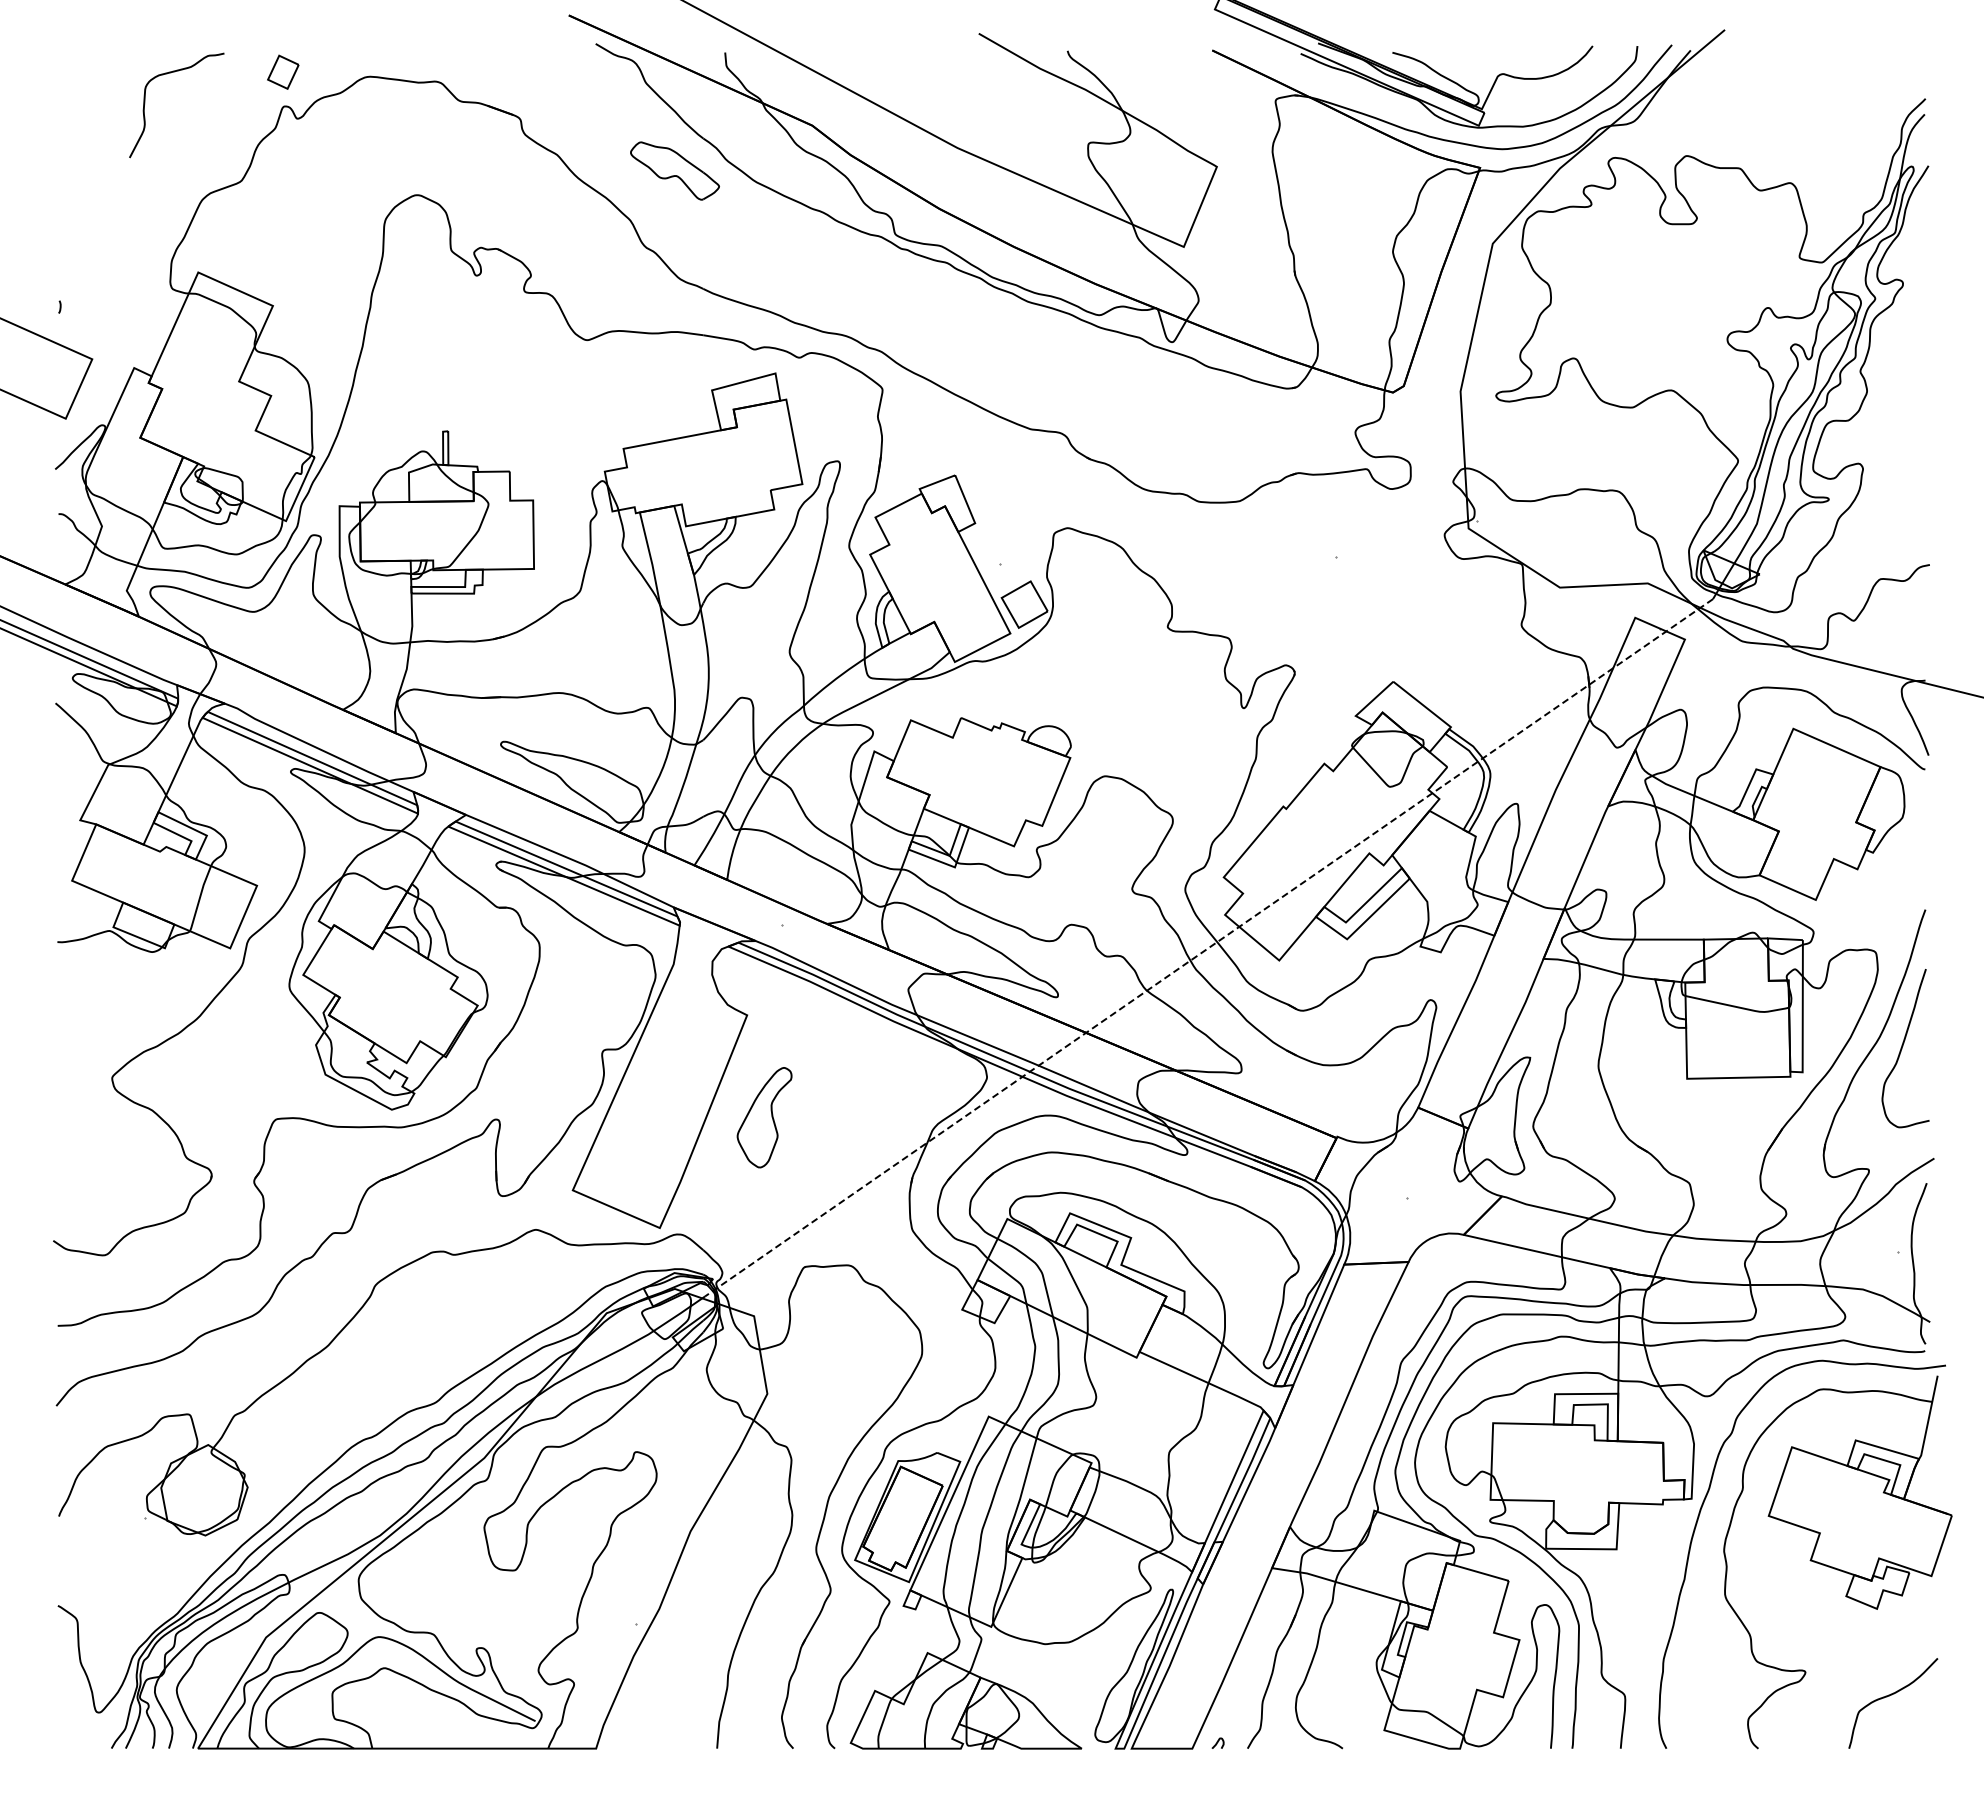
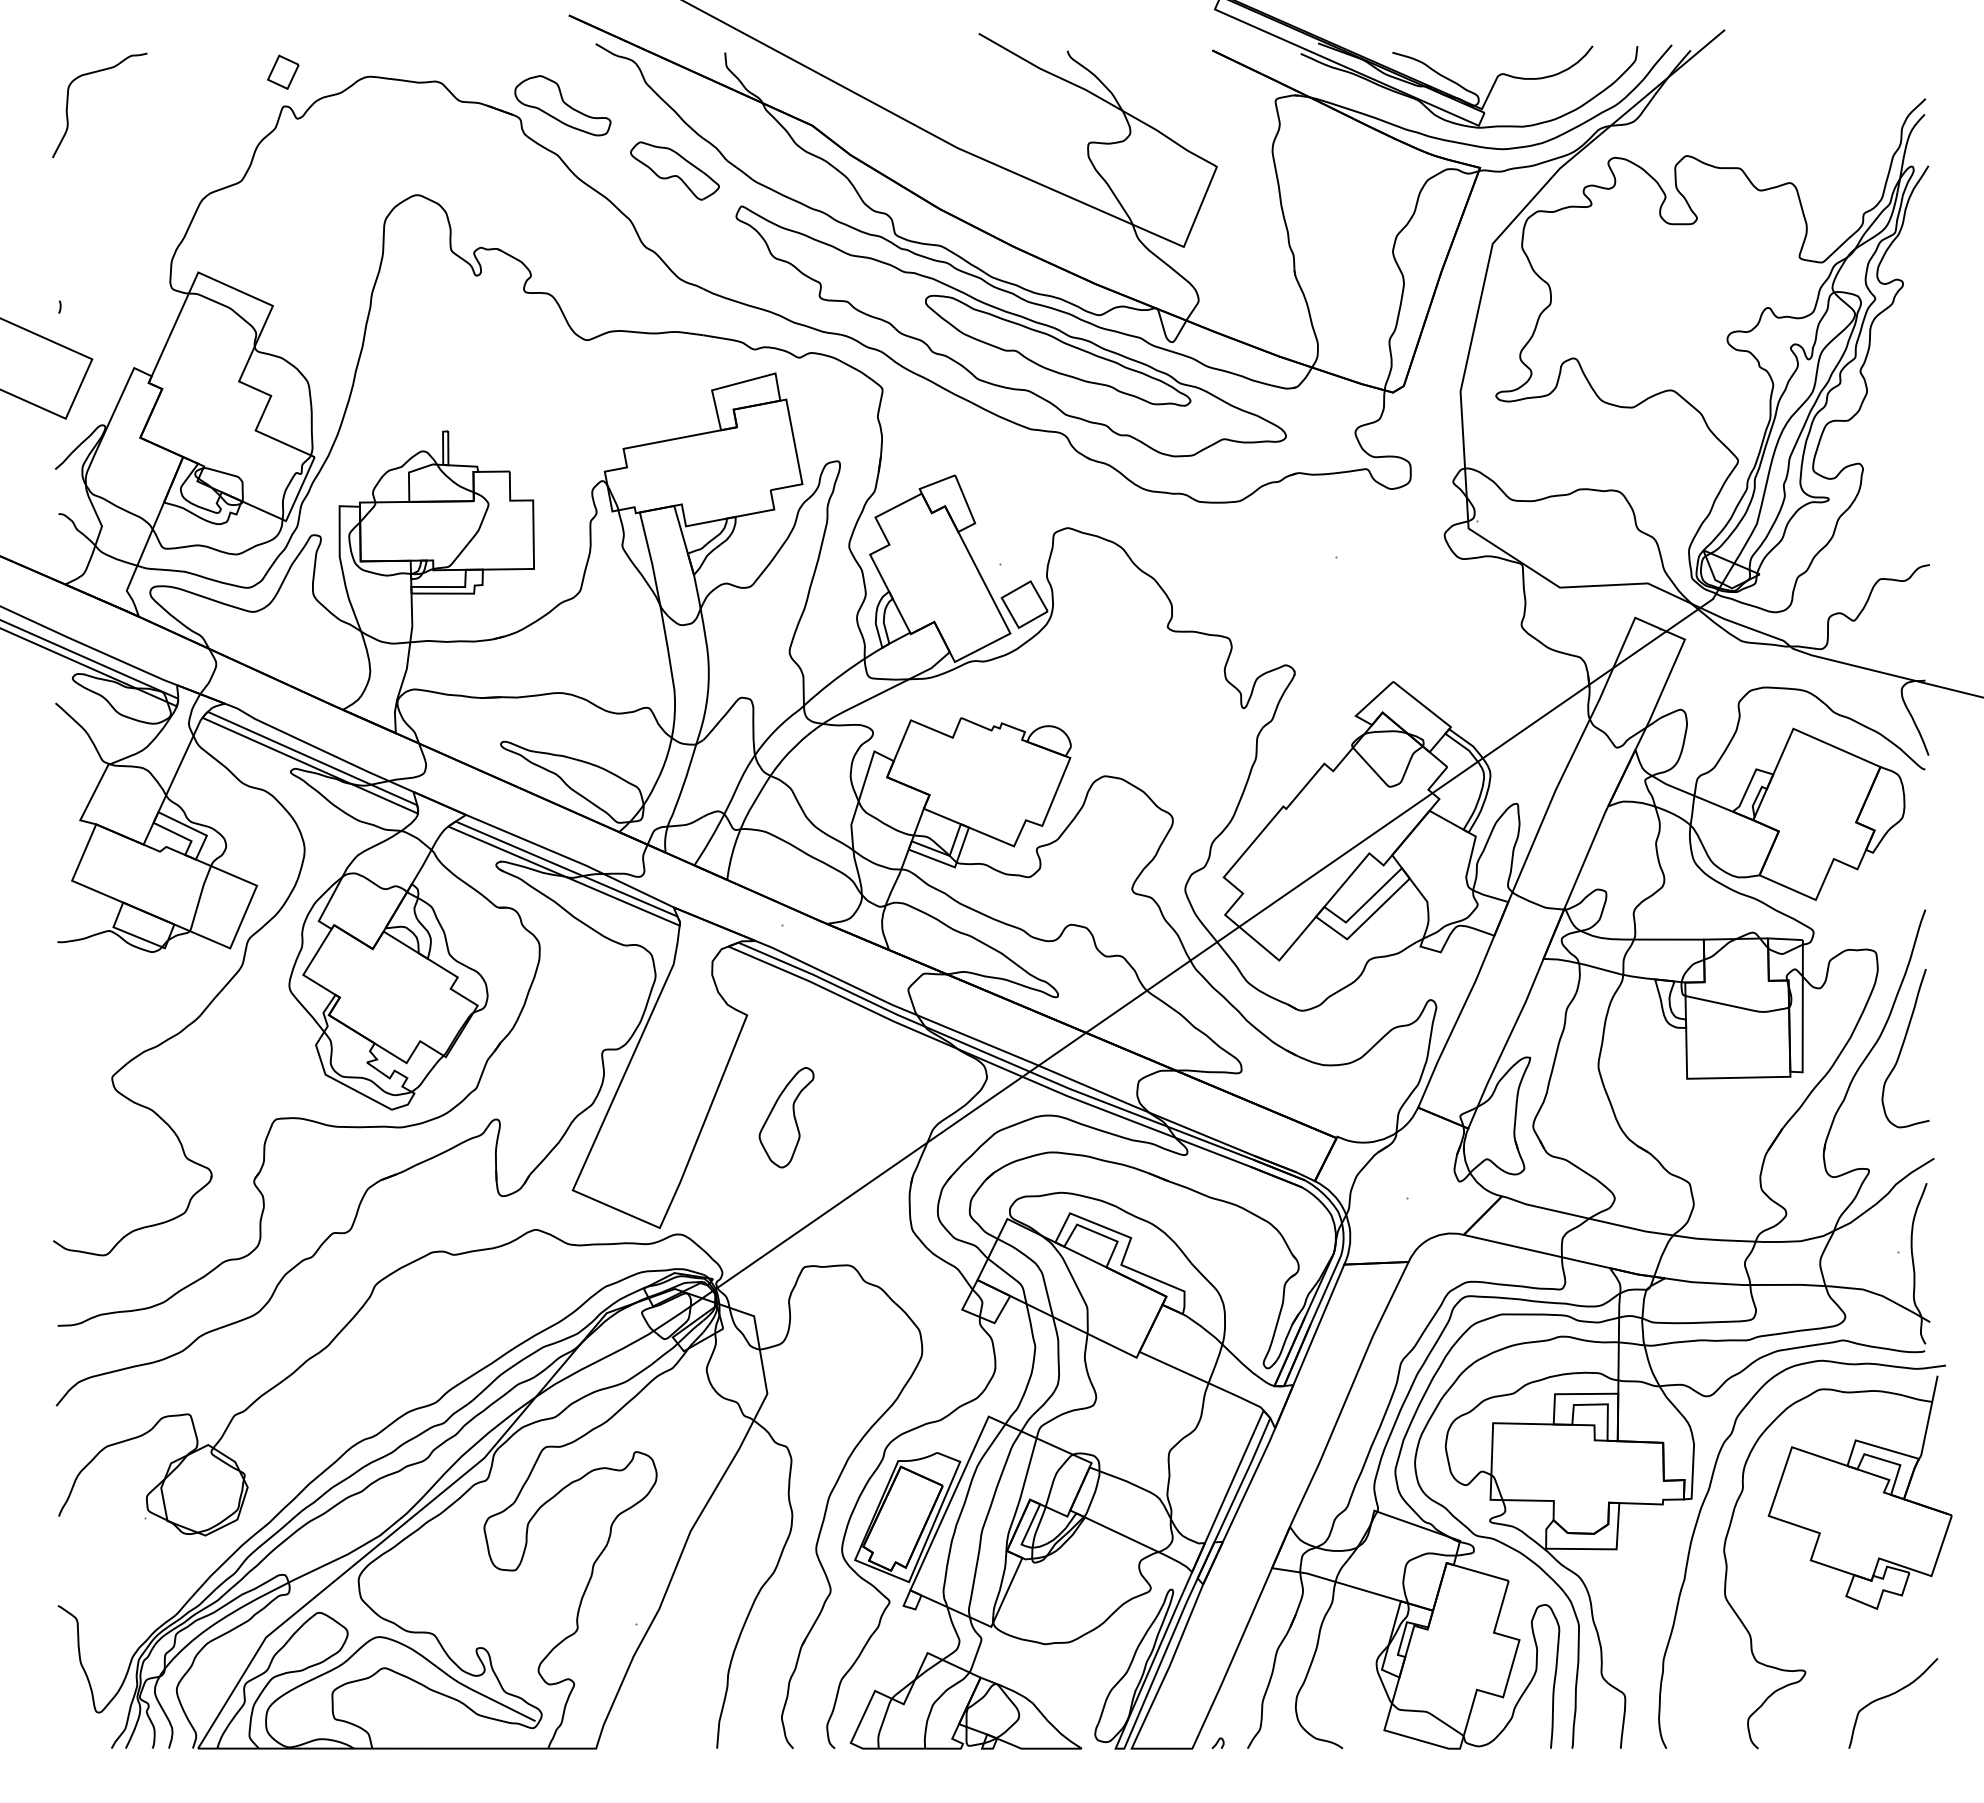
curve position: (145, 104) -> (68, 104) (68, 104)
part: none -> present (562, 105)
part: none -> present (1010, 331)
line: dashed -> solid (1209, 947)
part position: (764, 1117) -> (786, 1117) (786, 1117)
